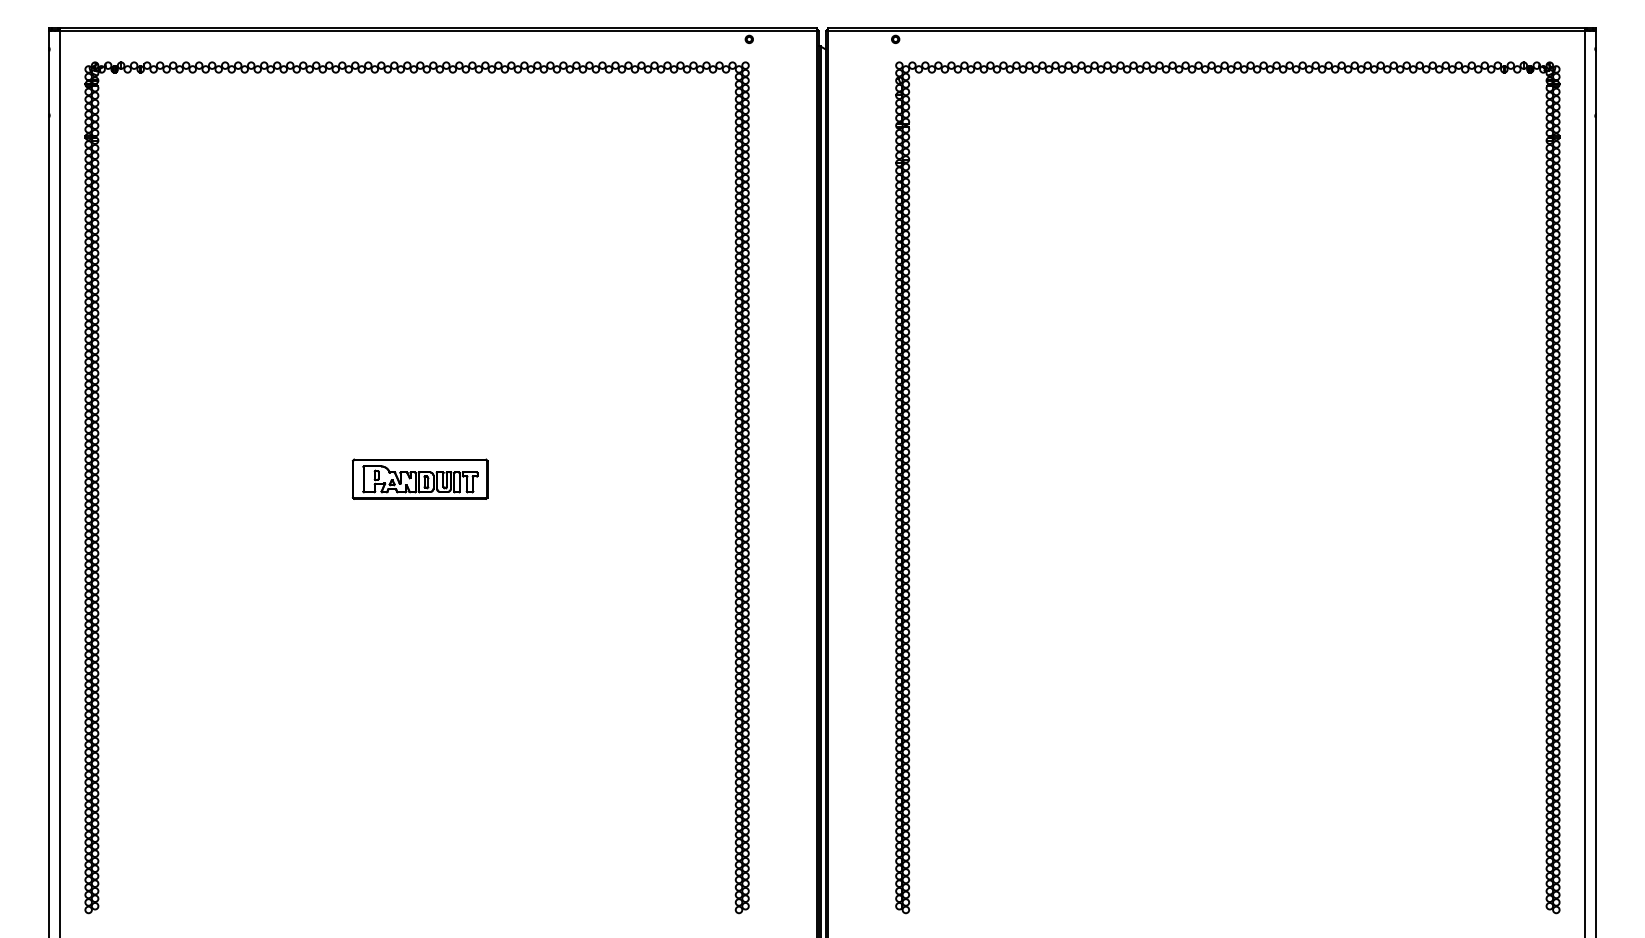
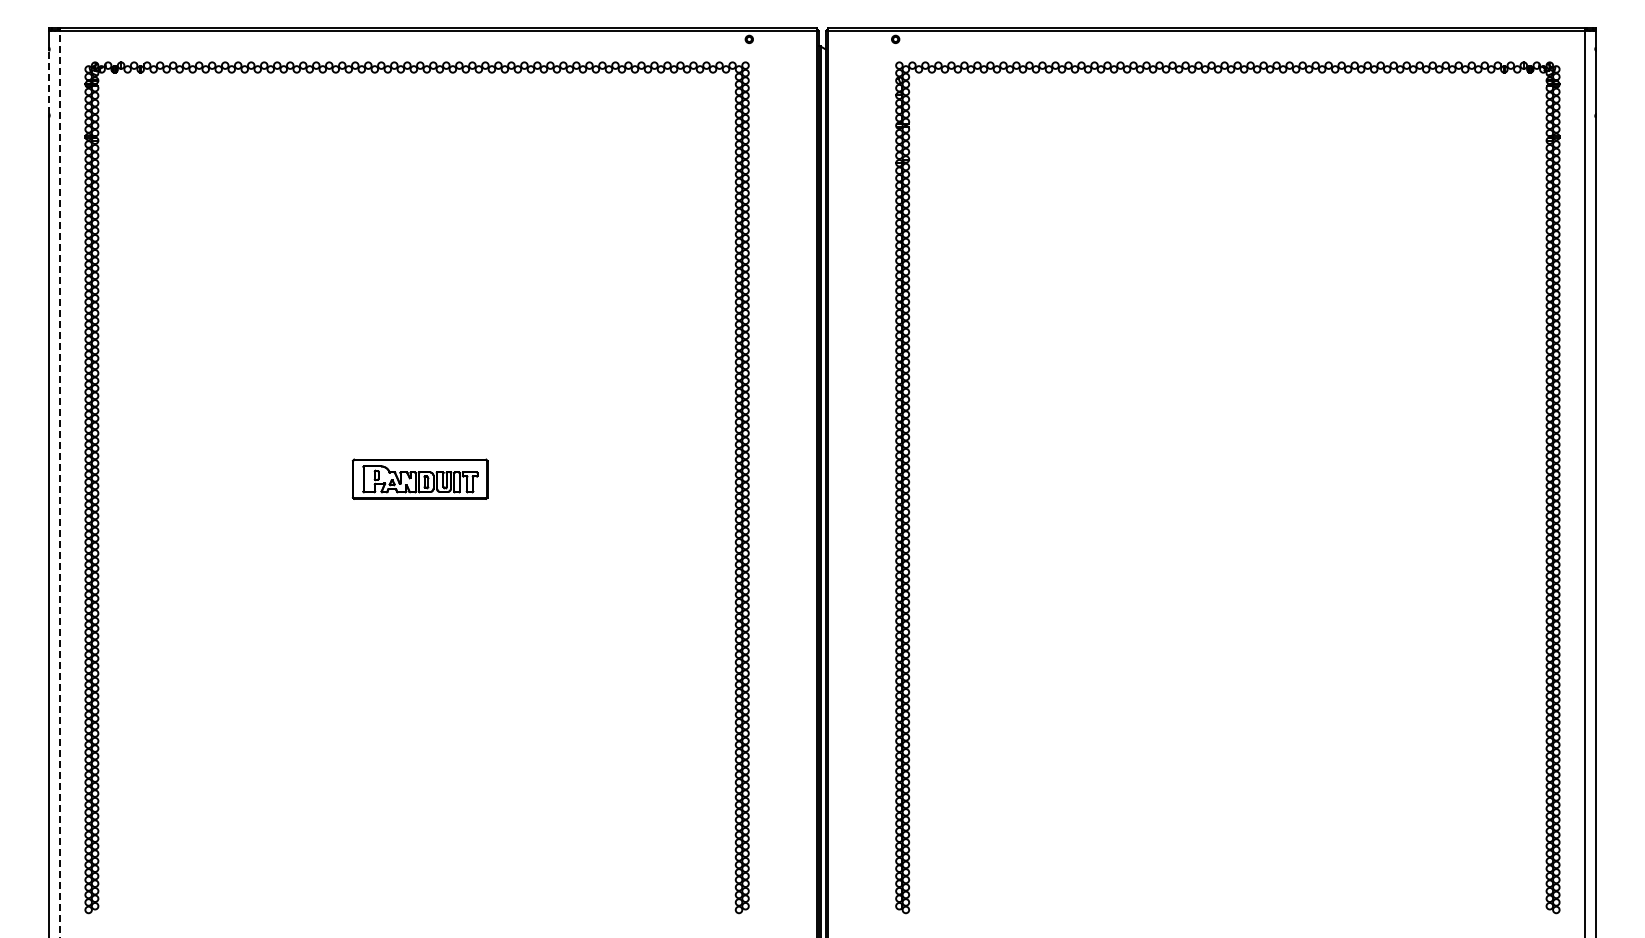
line: solid -> dashed (49, 82)
line: solid -> dashed (60, 483)
